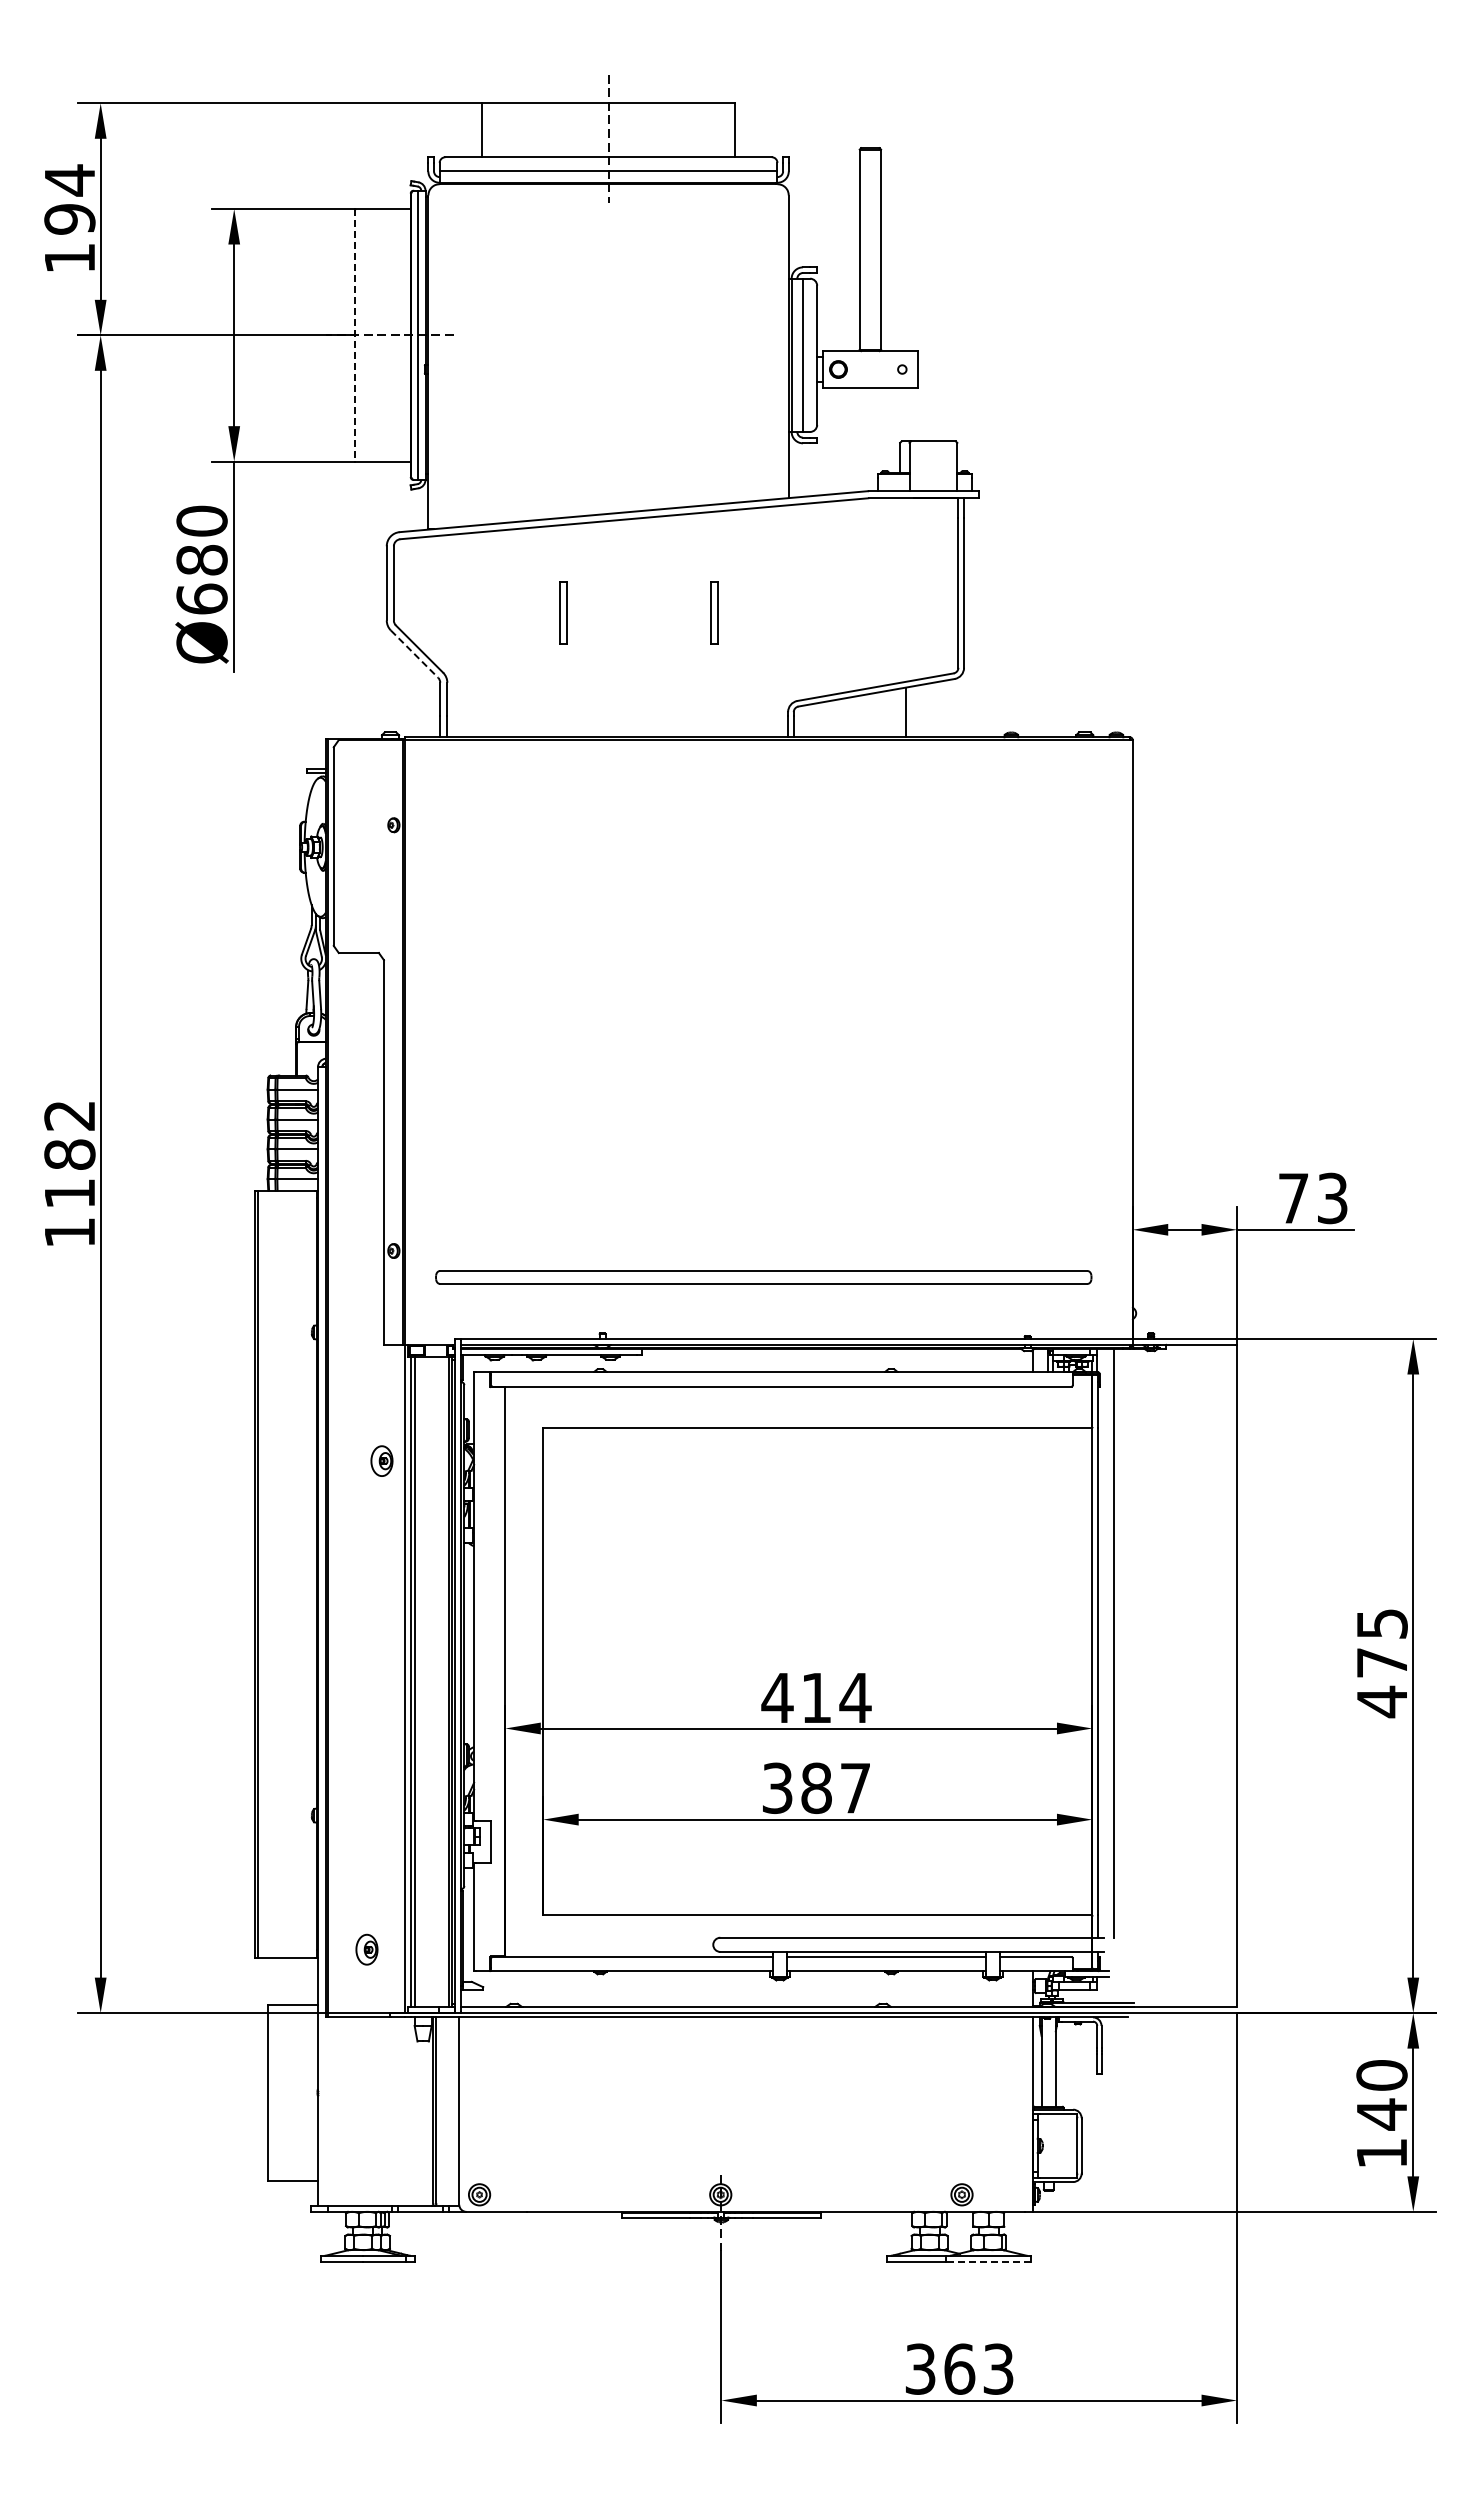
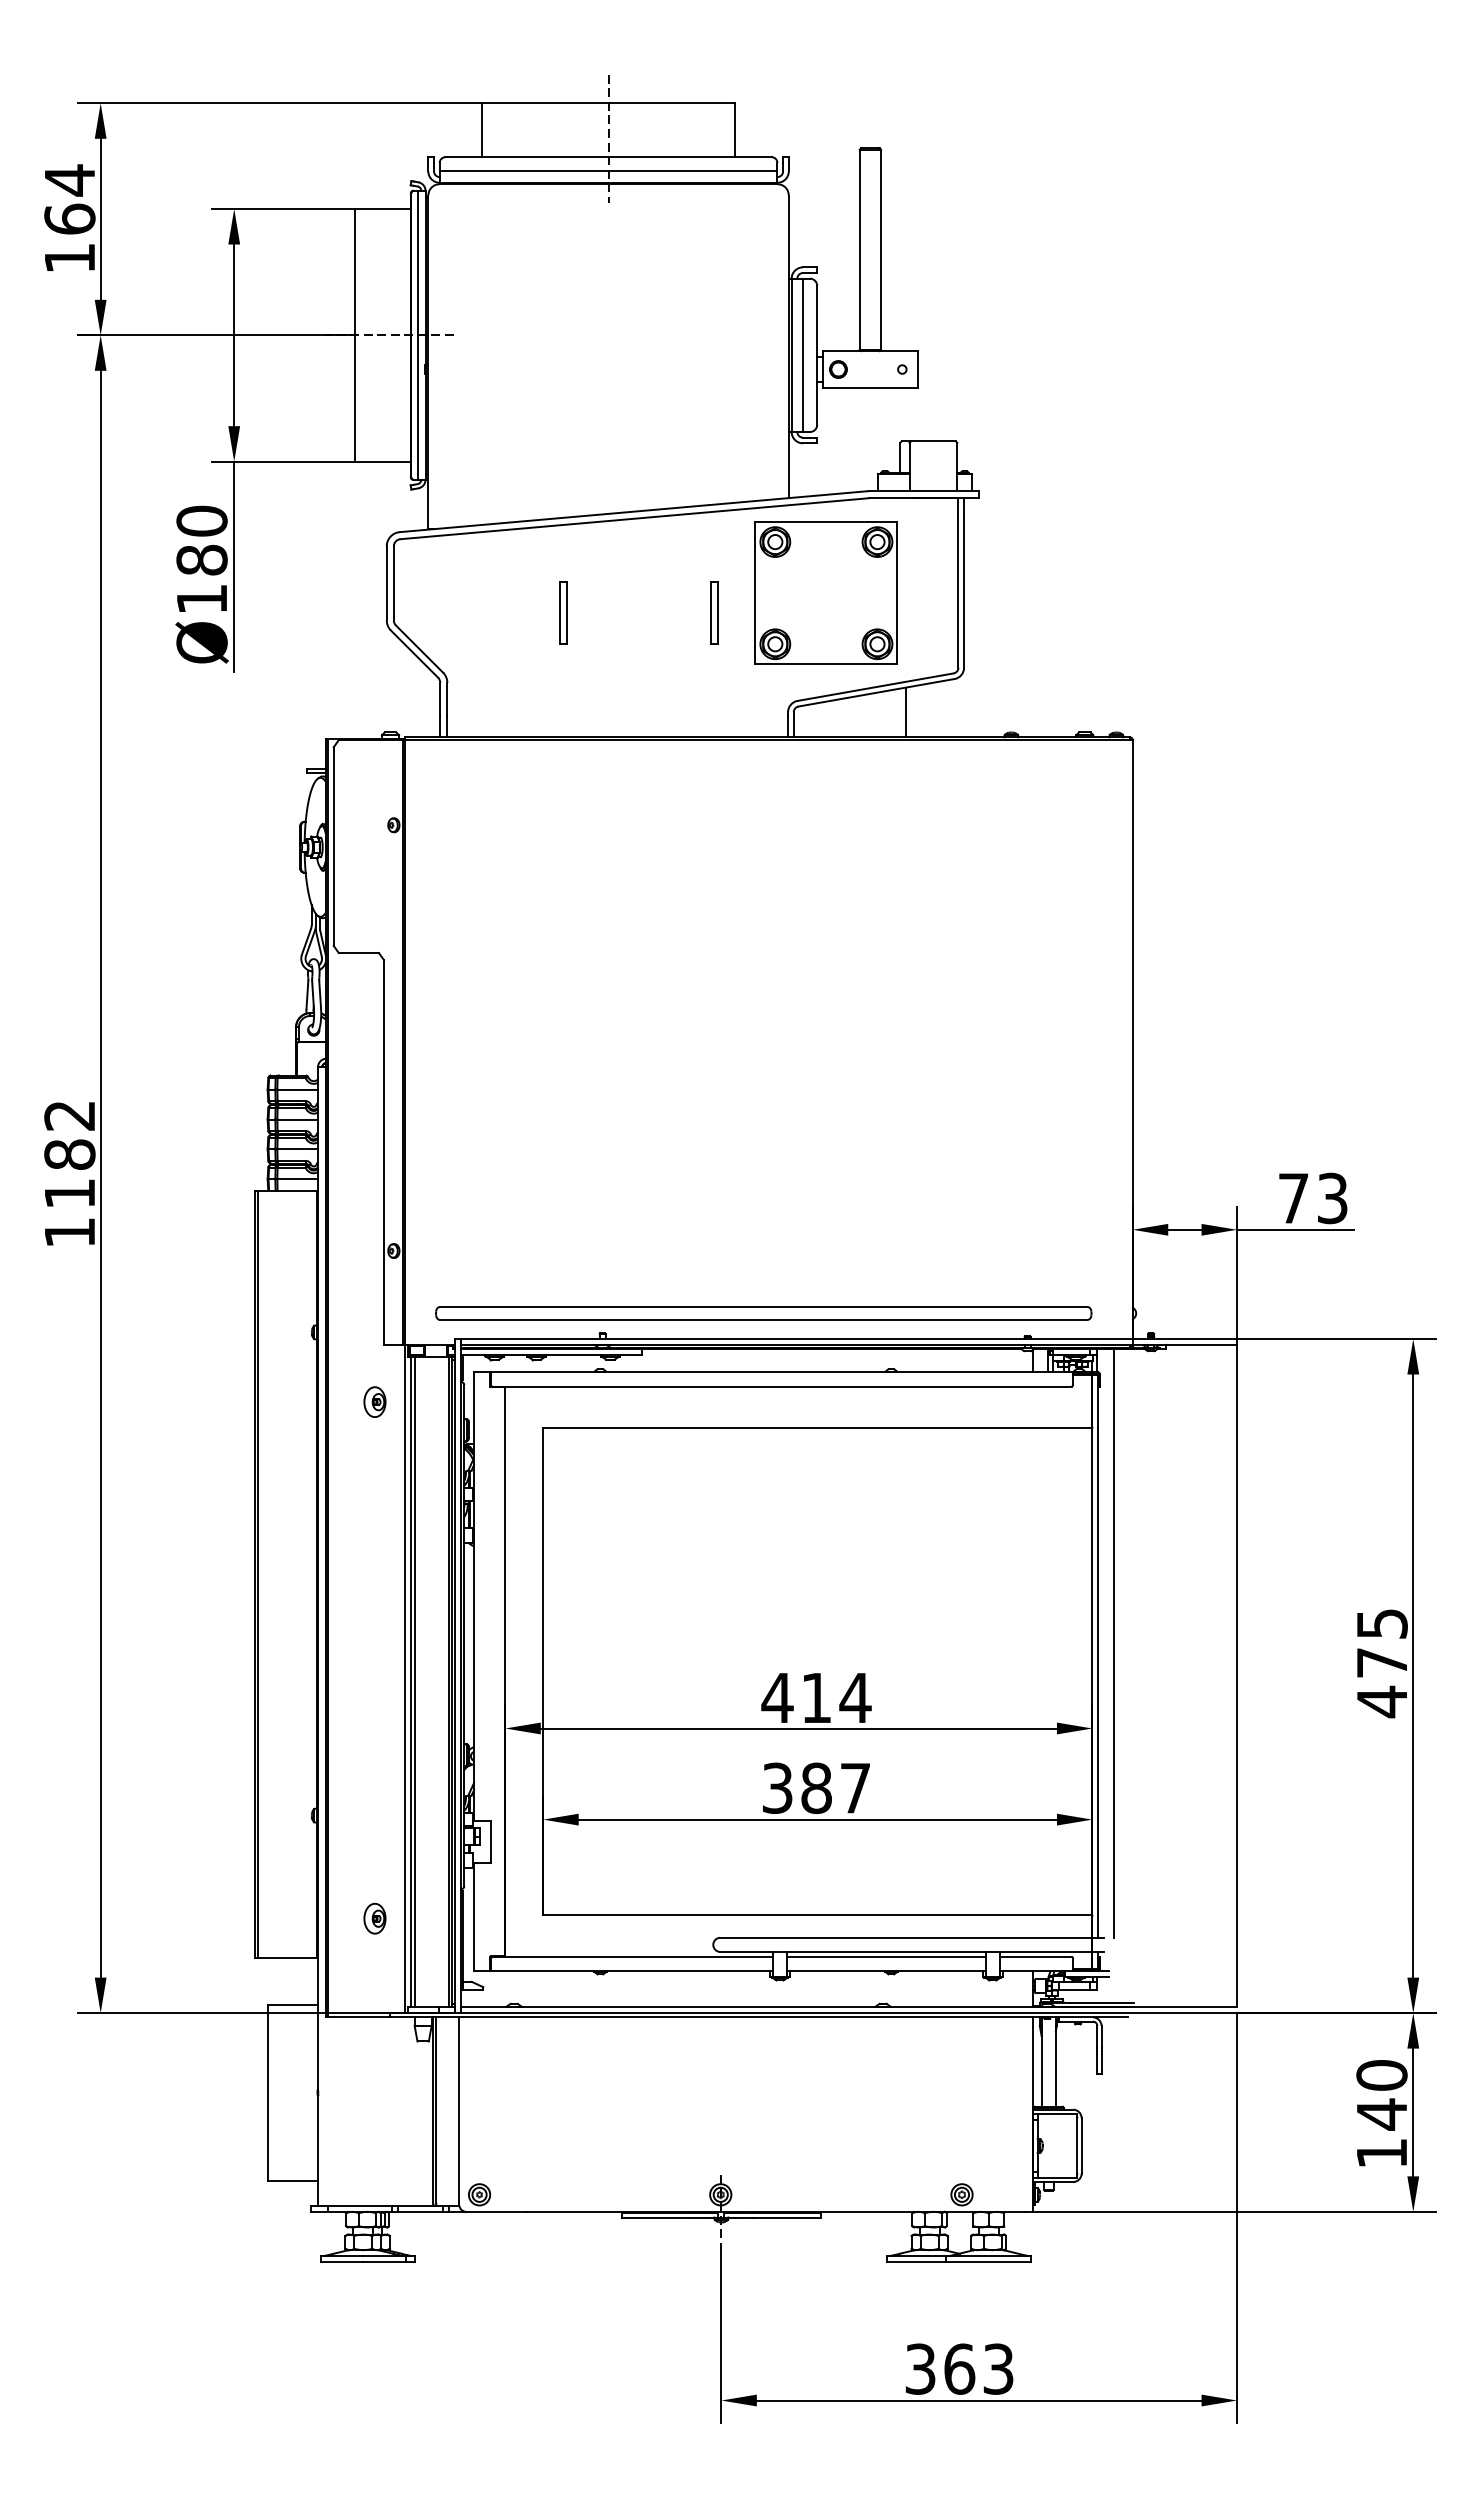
text: 194 -> 164 (69, 218)
line: dashed -> solid (354, 335)
part: none -> present (825, 592)
text: Ø680 -> Ø180 (201, 598)
line: dashed -> solid (414, 654)
part position: (763, 1277) -> (763, 1313) (763, 1313)
part position: (381, 1460) -> (374, 1401) (374, 1401)
part position: (366, 1949) -> (374, 1918) (374, 1918)
line: dashed -> solid (988, 2261)
